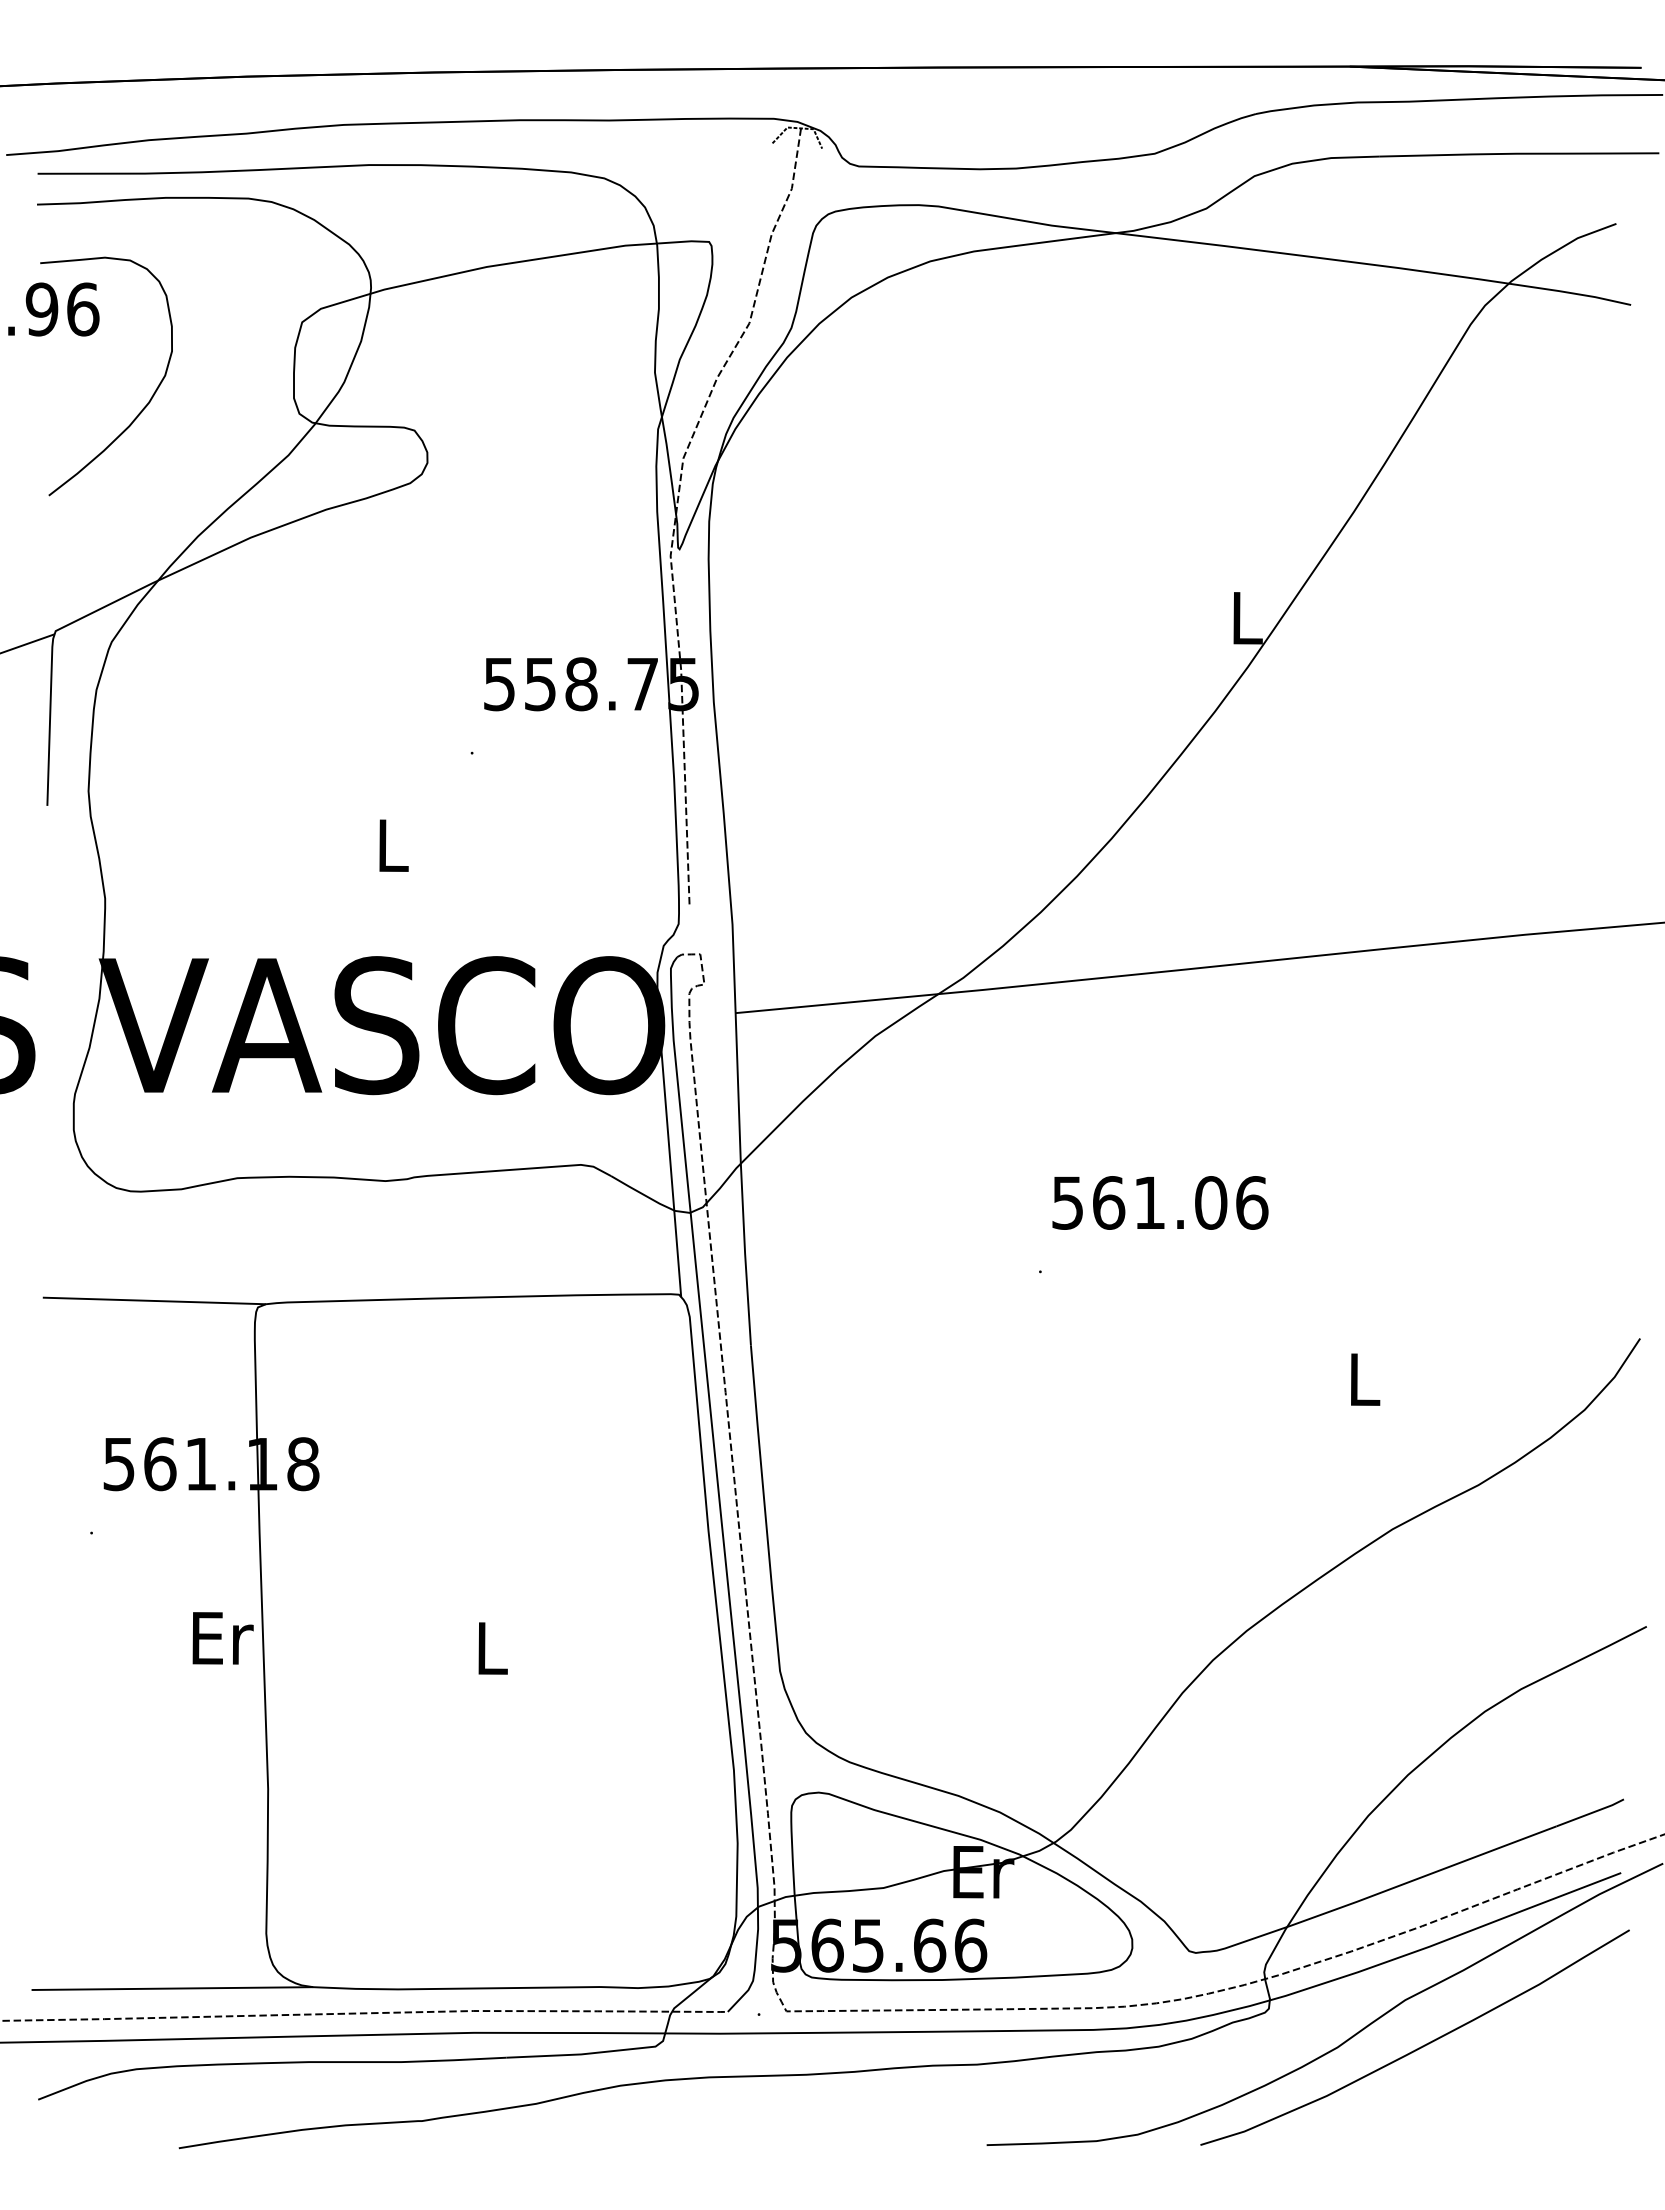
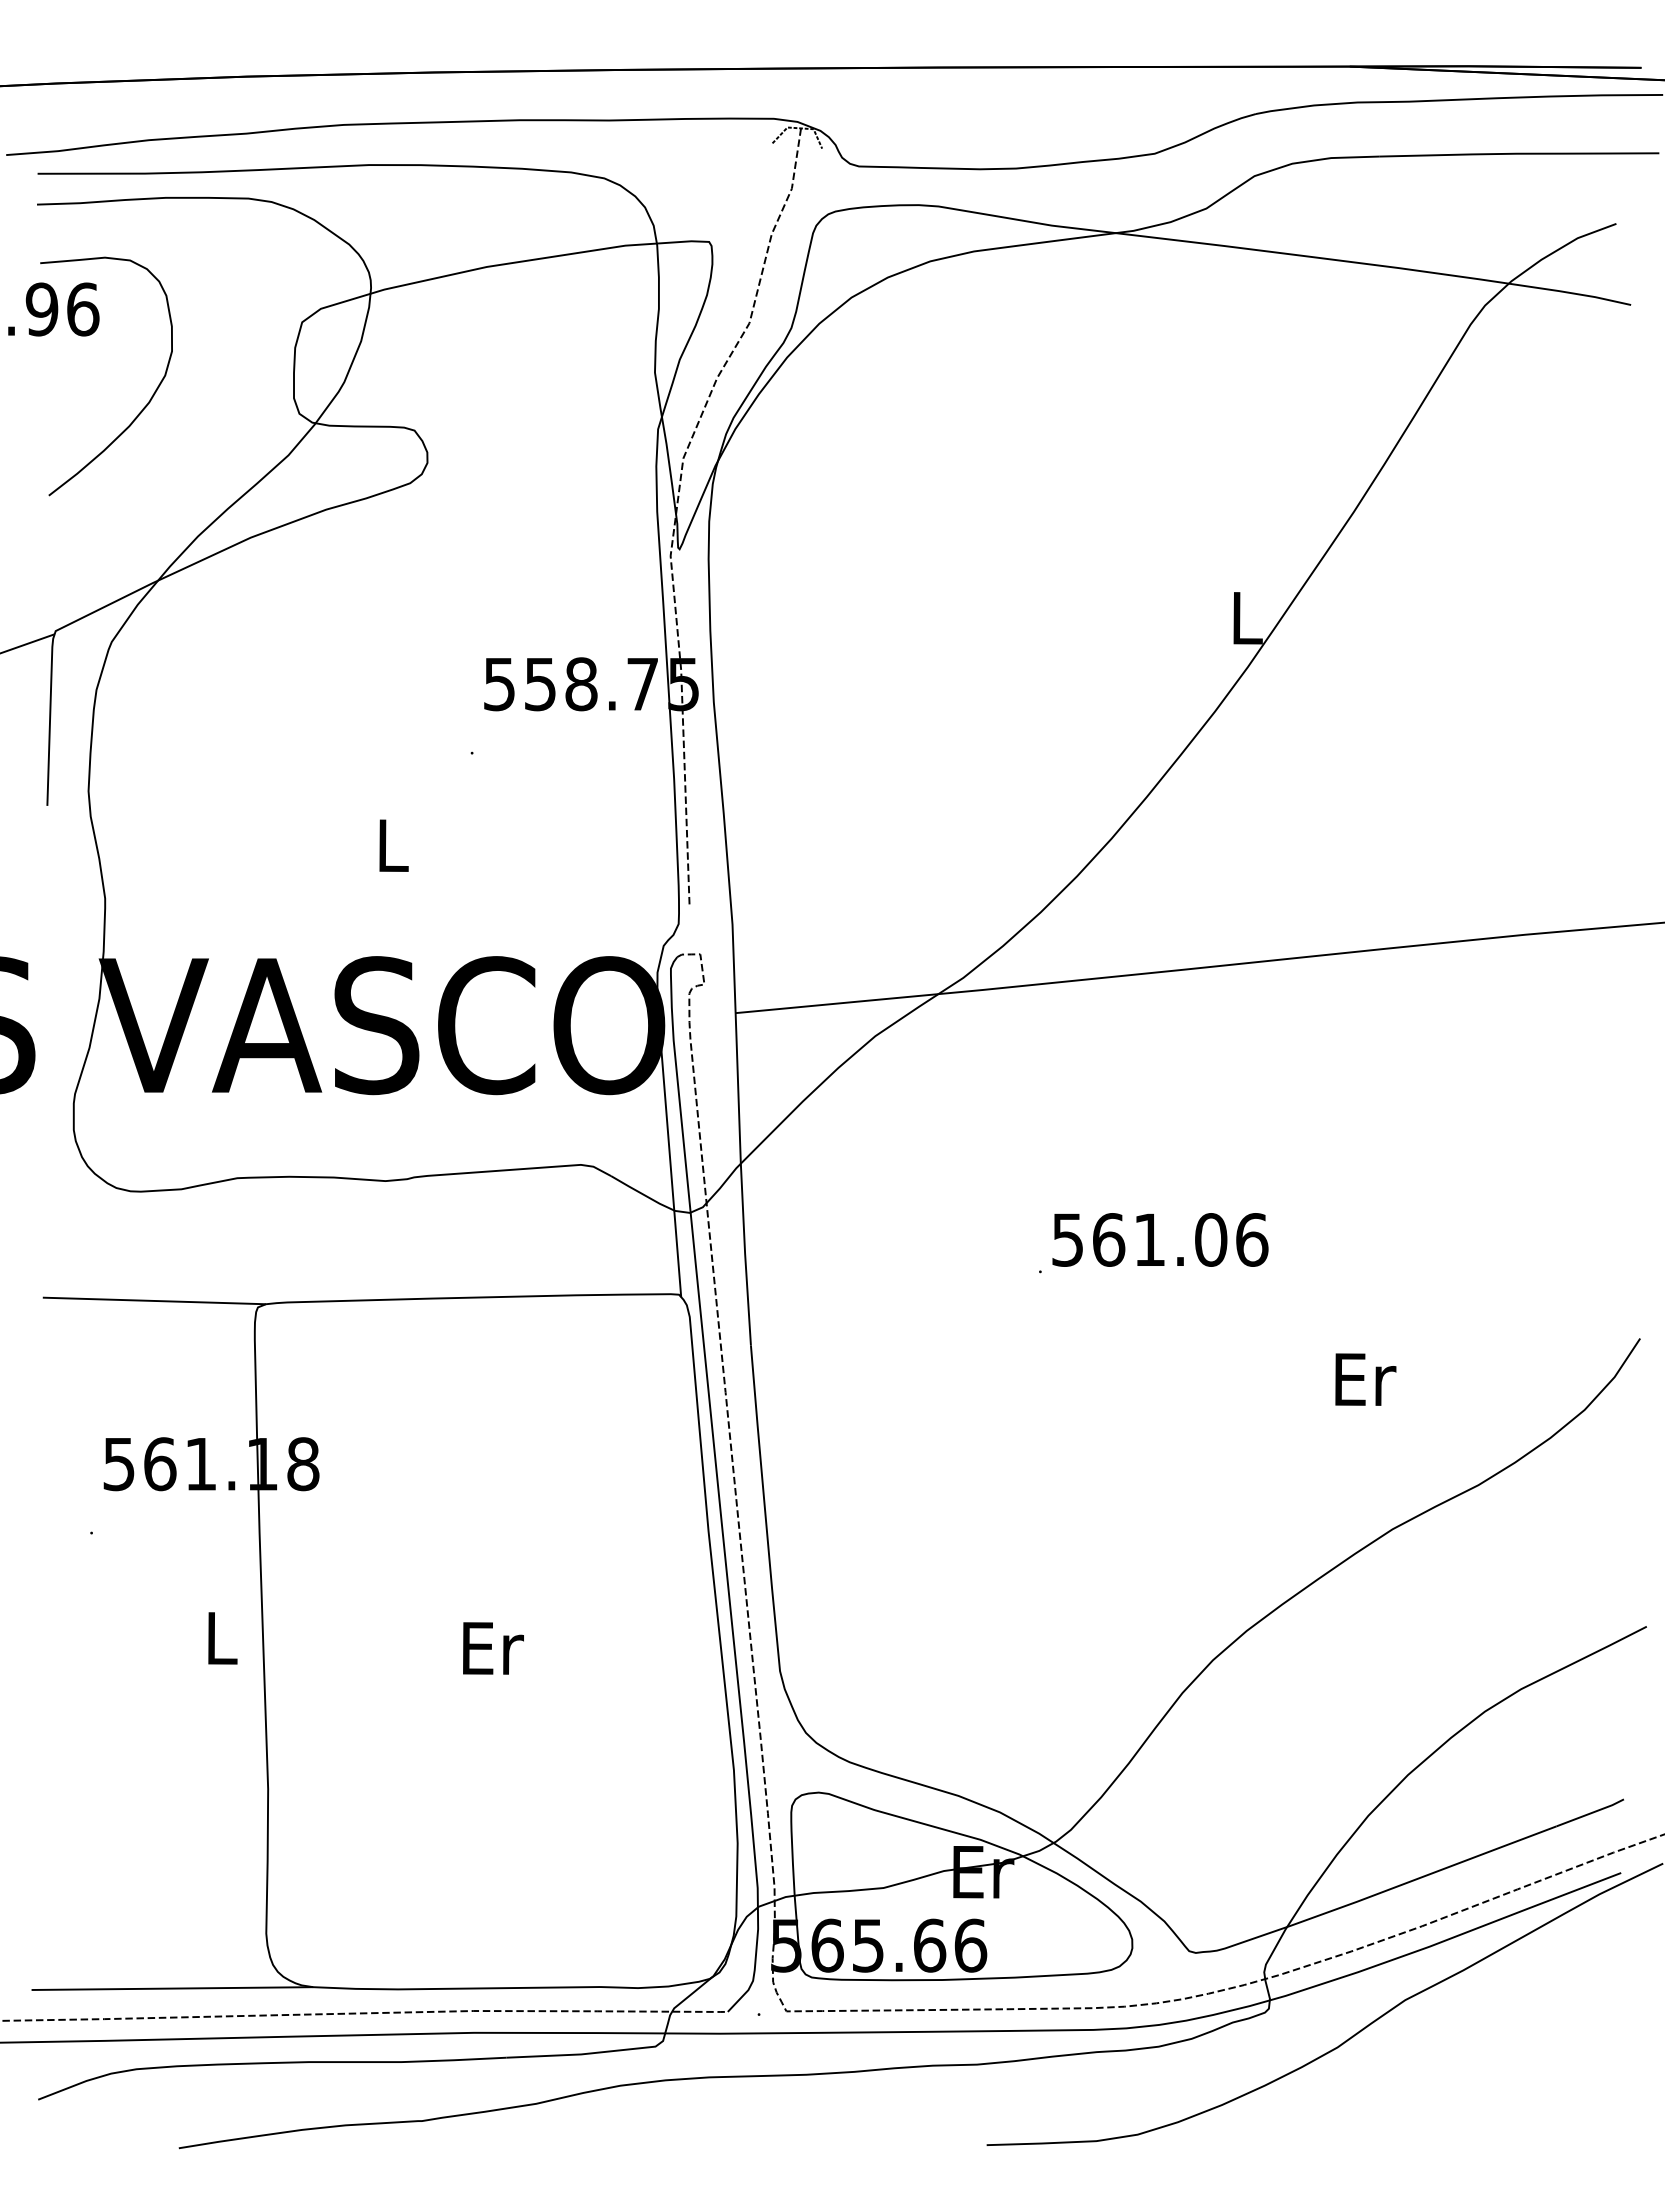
text position: (1160, 1202) -> (1160, 1239) (1160, 1239)
text: L -> Er (1365, 1379)
text: Er -> L (222, 1638)
text: L -> Er (493, 1648)
curve: present -> none (1418, 2047)
